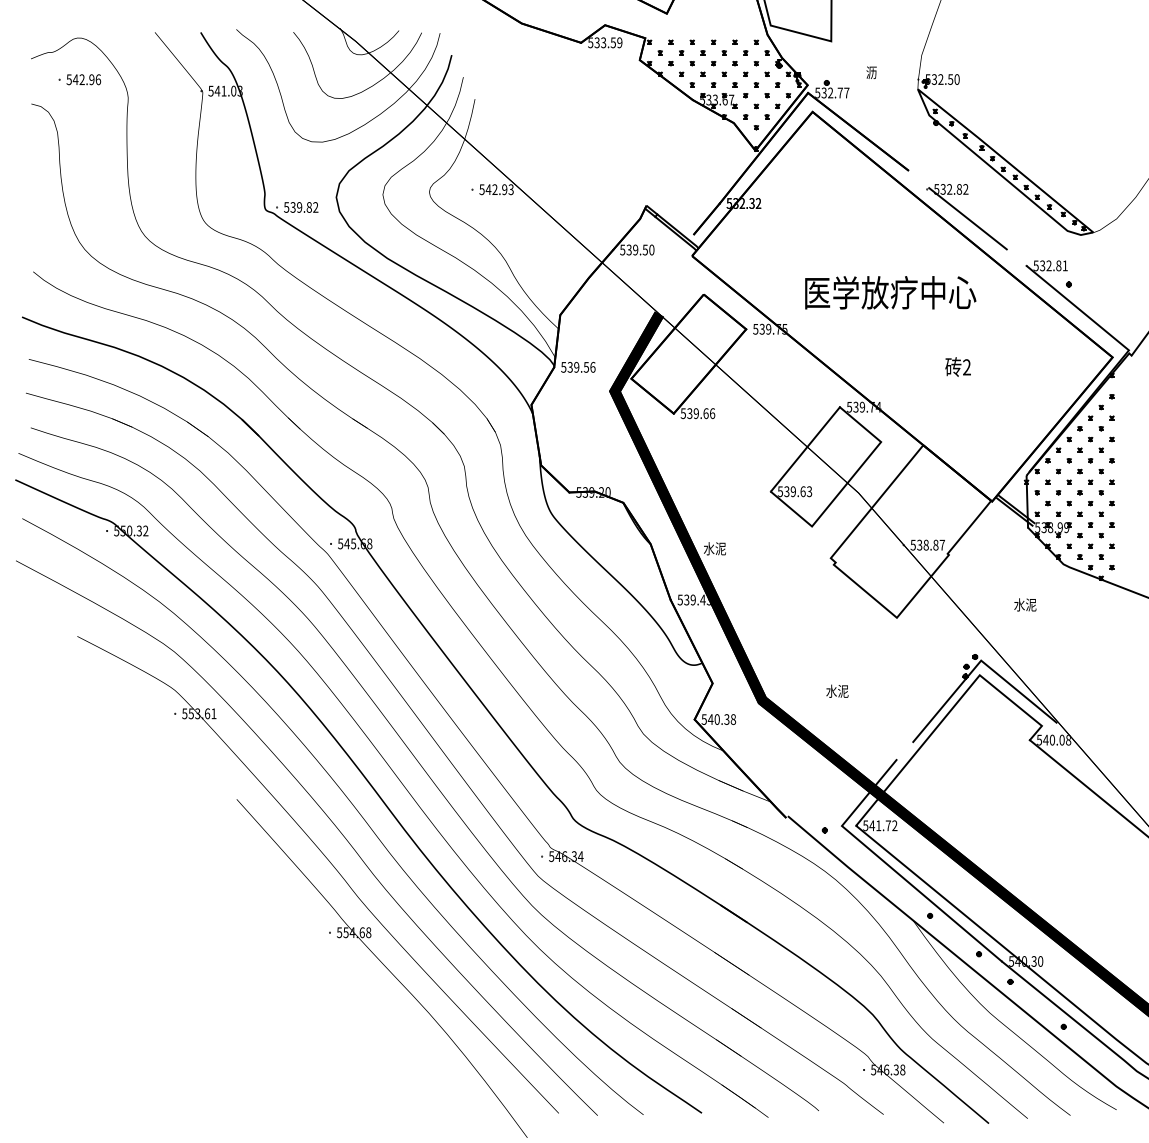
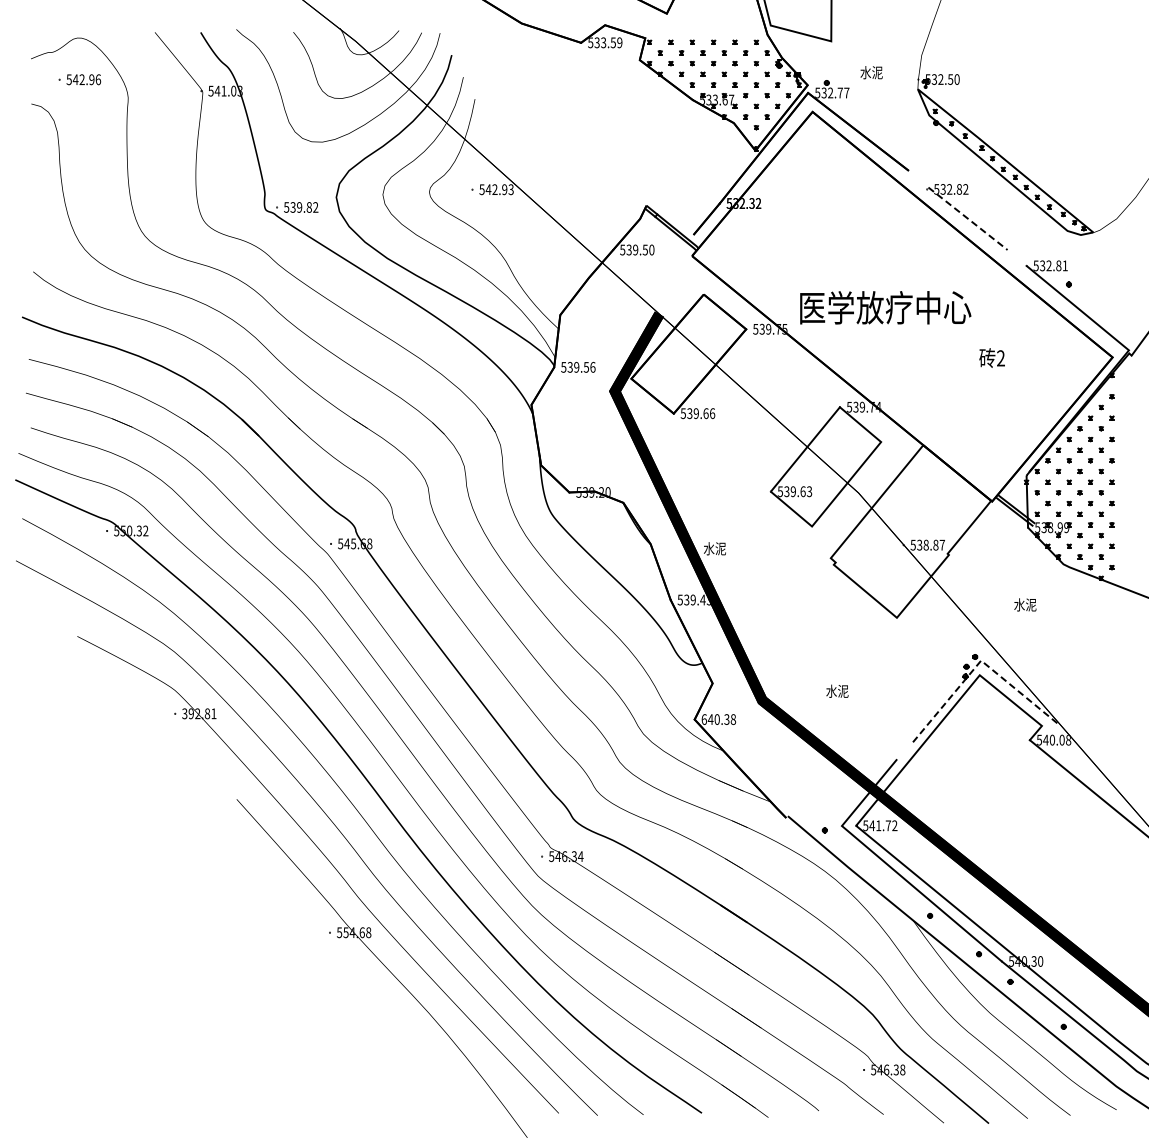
text: 沥 -> 水泥 (871, 72)
line: solid -> dashed (968, 219)
text position: (890, 292) -> (885, 307) (885, 307)
text position: (957, 366) -> (991, 357) (991, 357)
line: solid -> dashed (978, 663)
text: 553.61 -> 392.81 (196, 713)
text: 540.38 -> 640.38 (703, 719)
